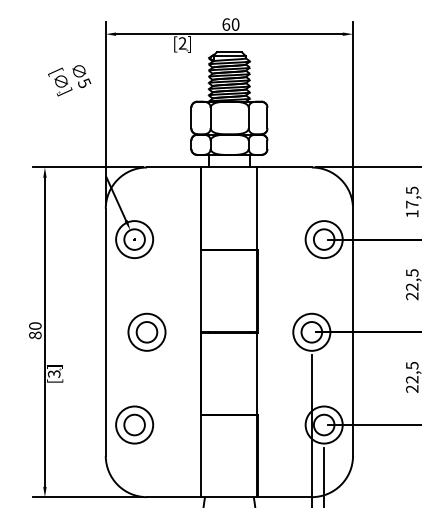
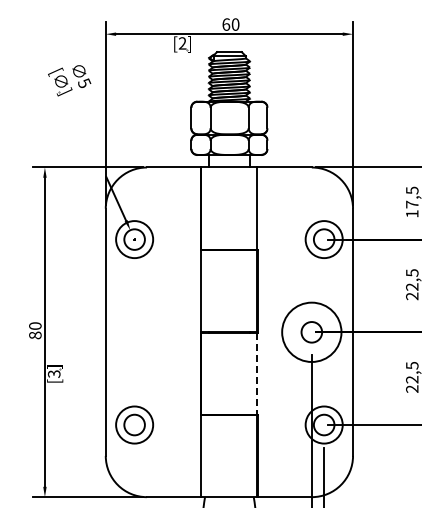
part: present -> none (146, 331)
circle diameter: 37 px -> 59 px (311, 331)
line: solid -> dashed (257, 374)
